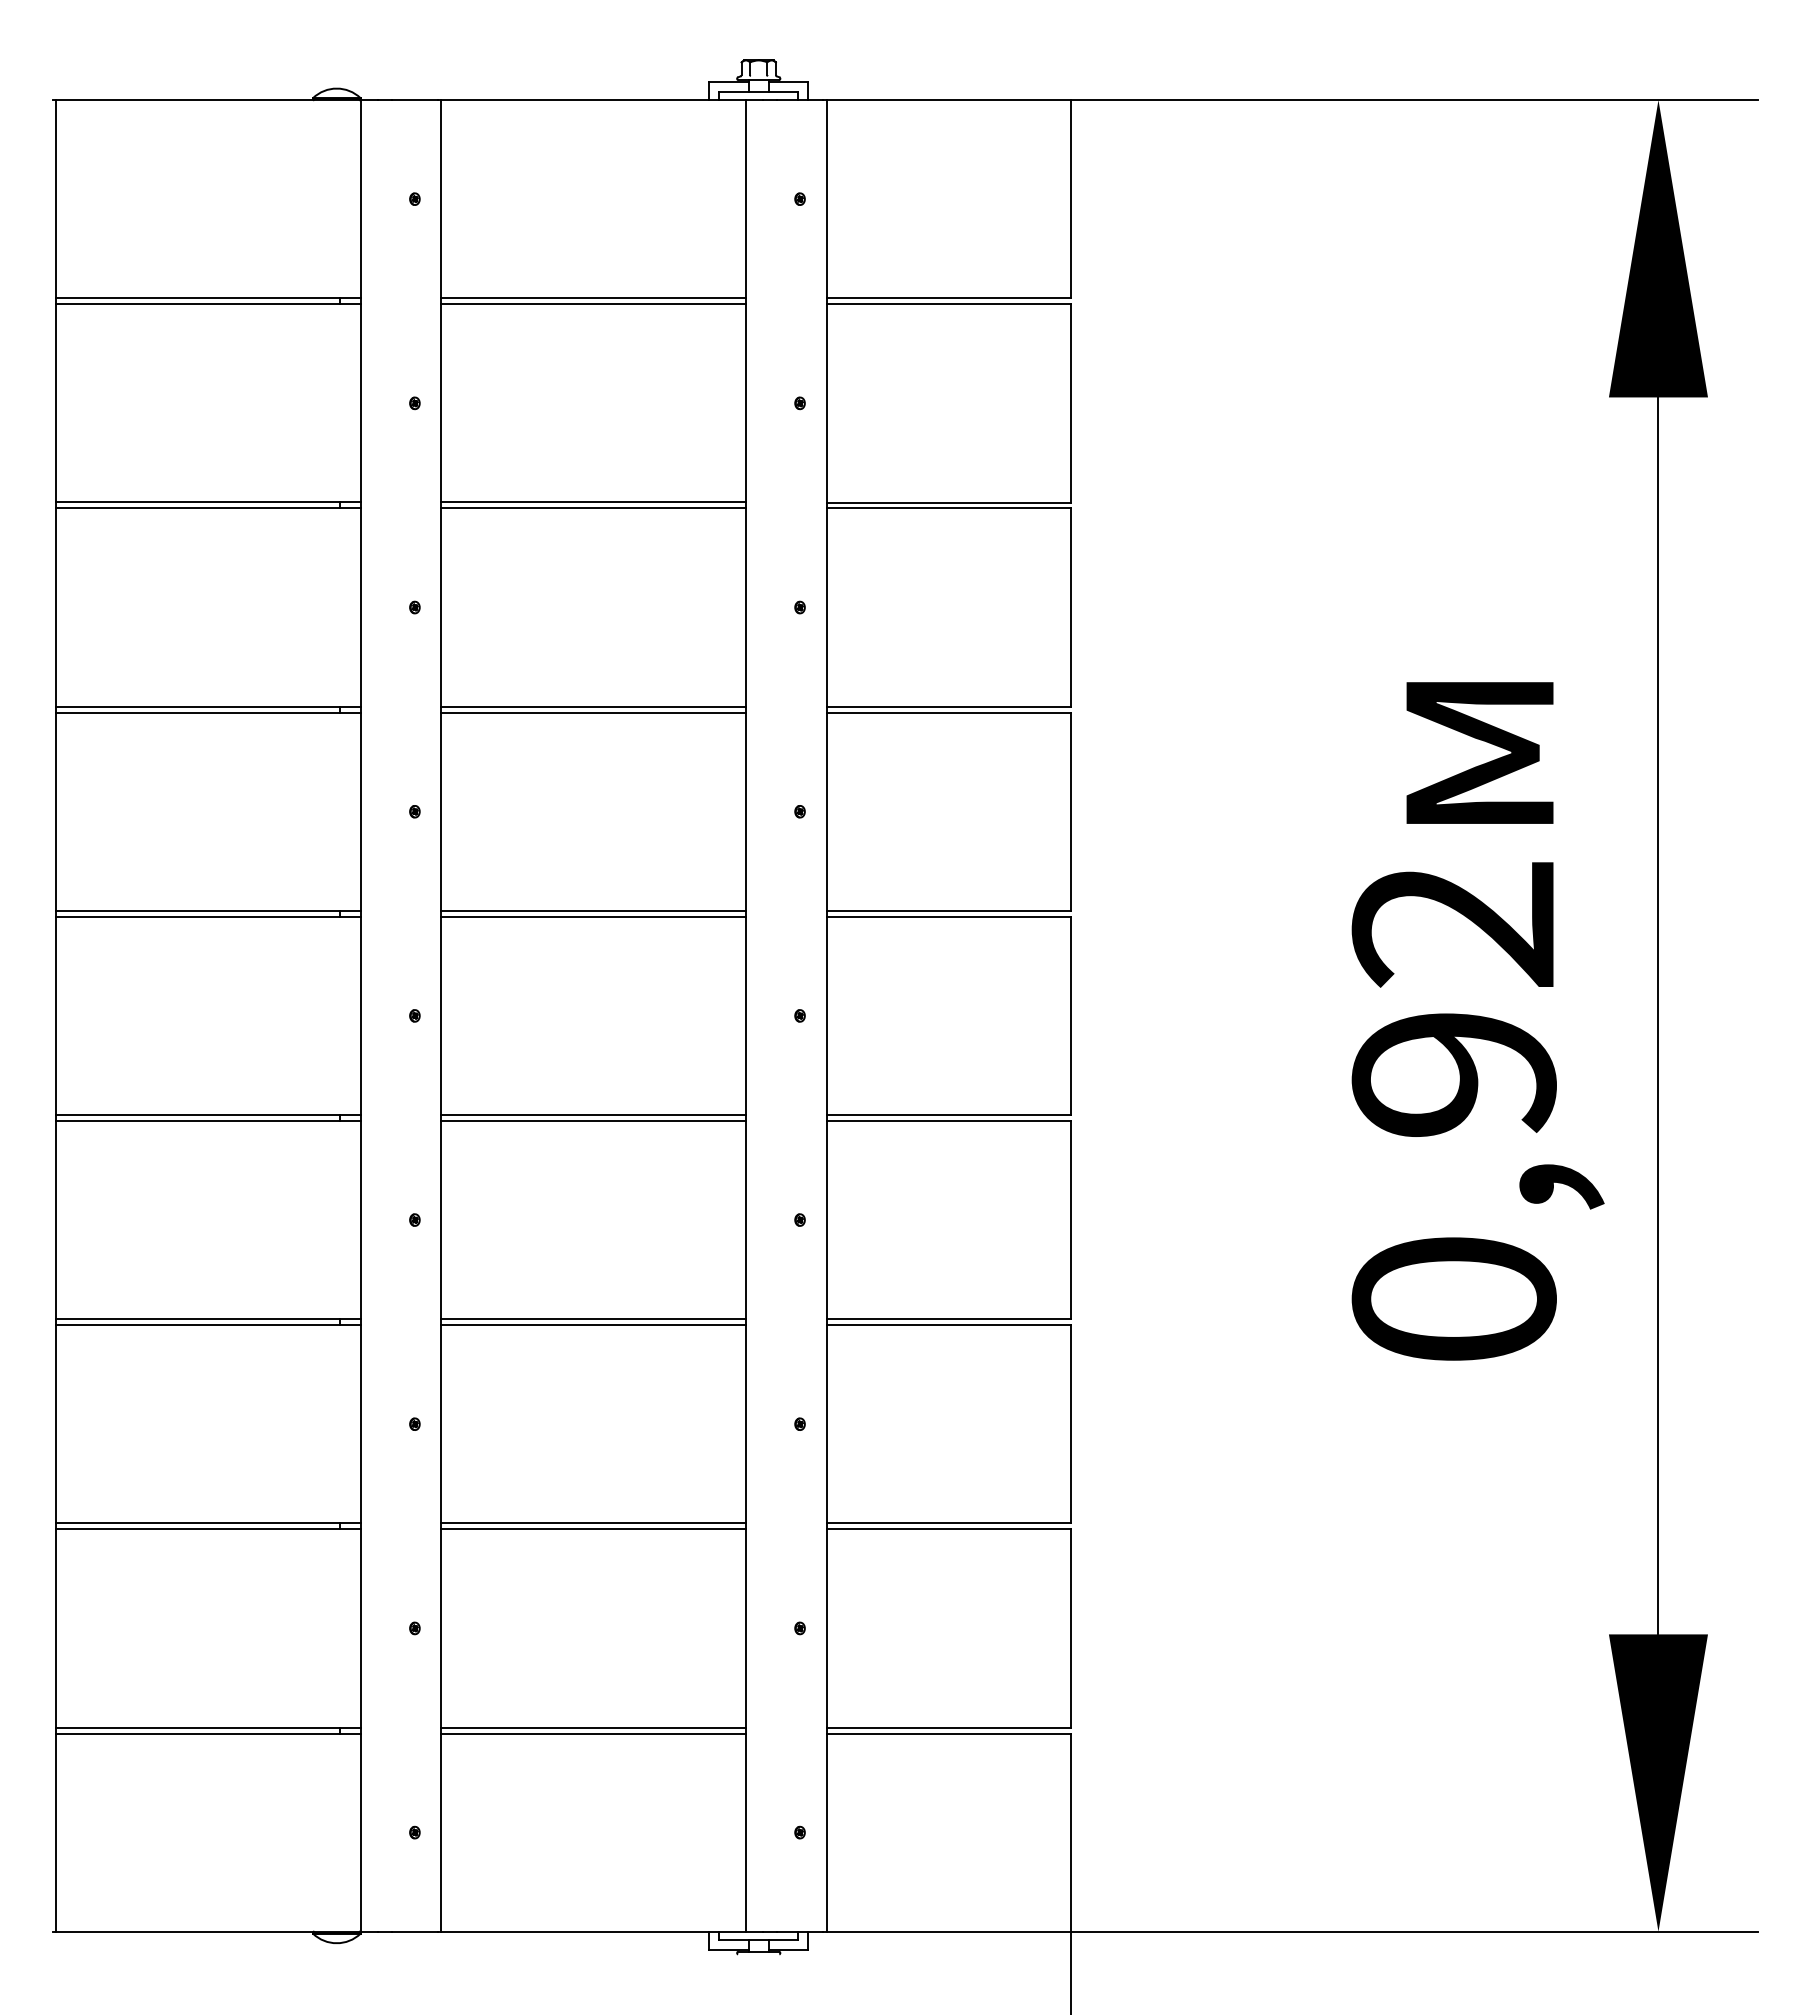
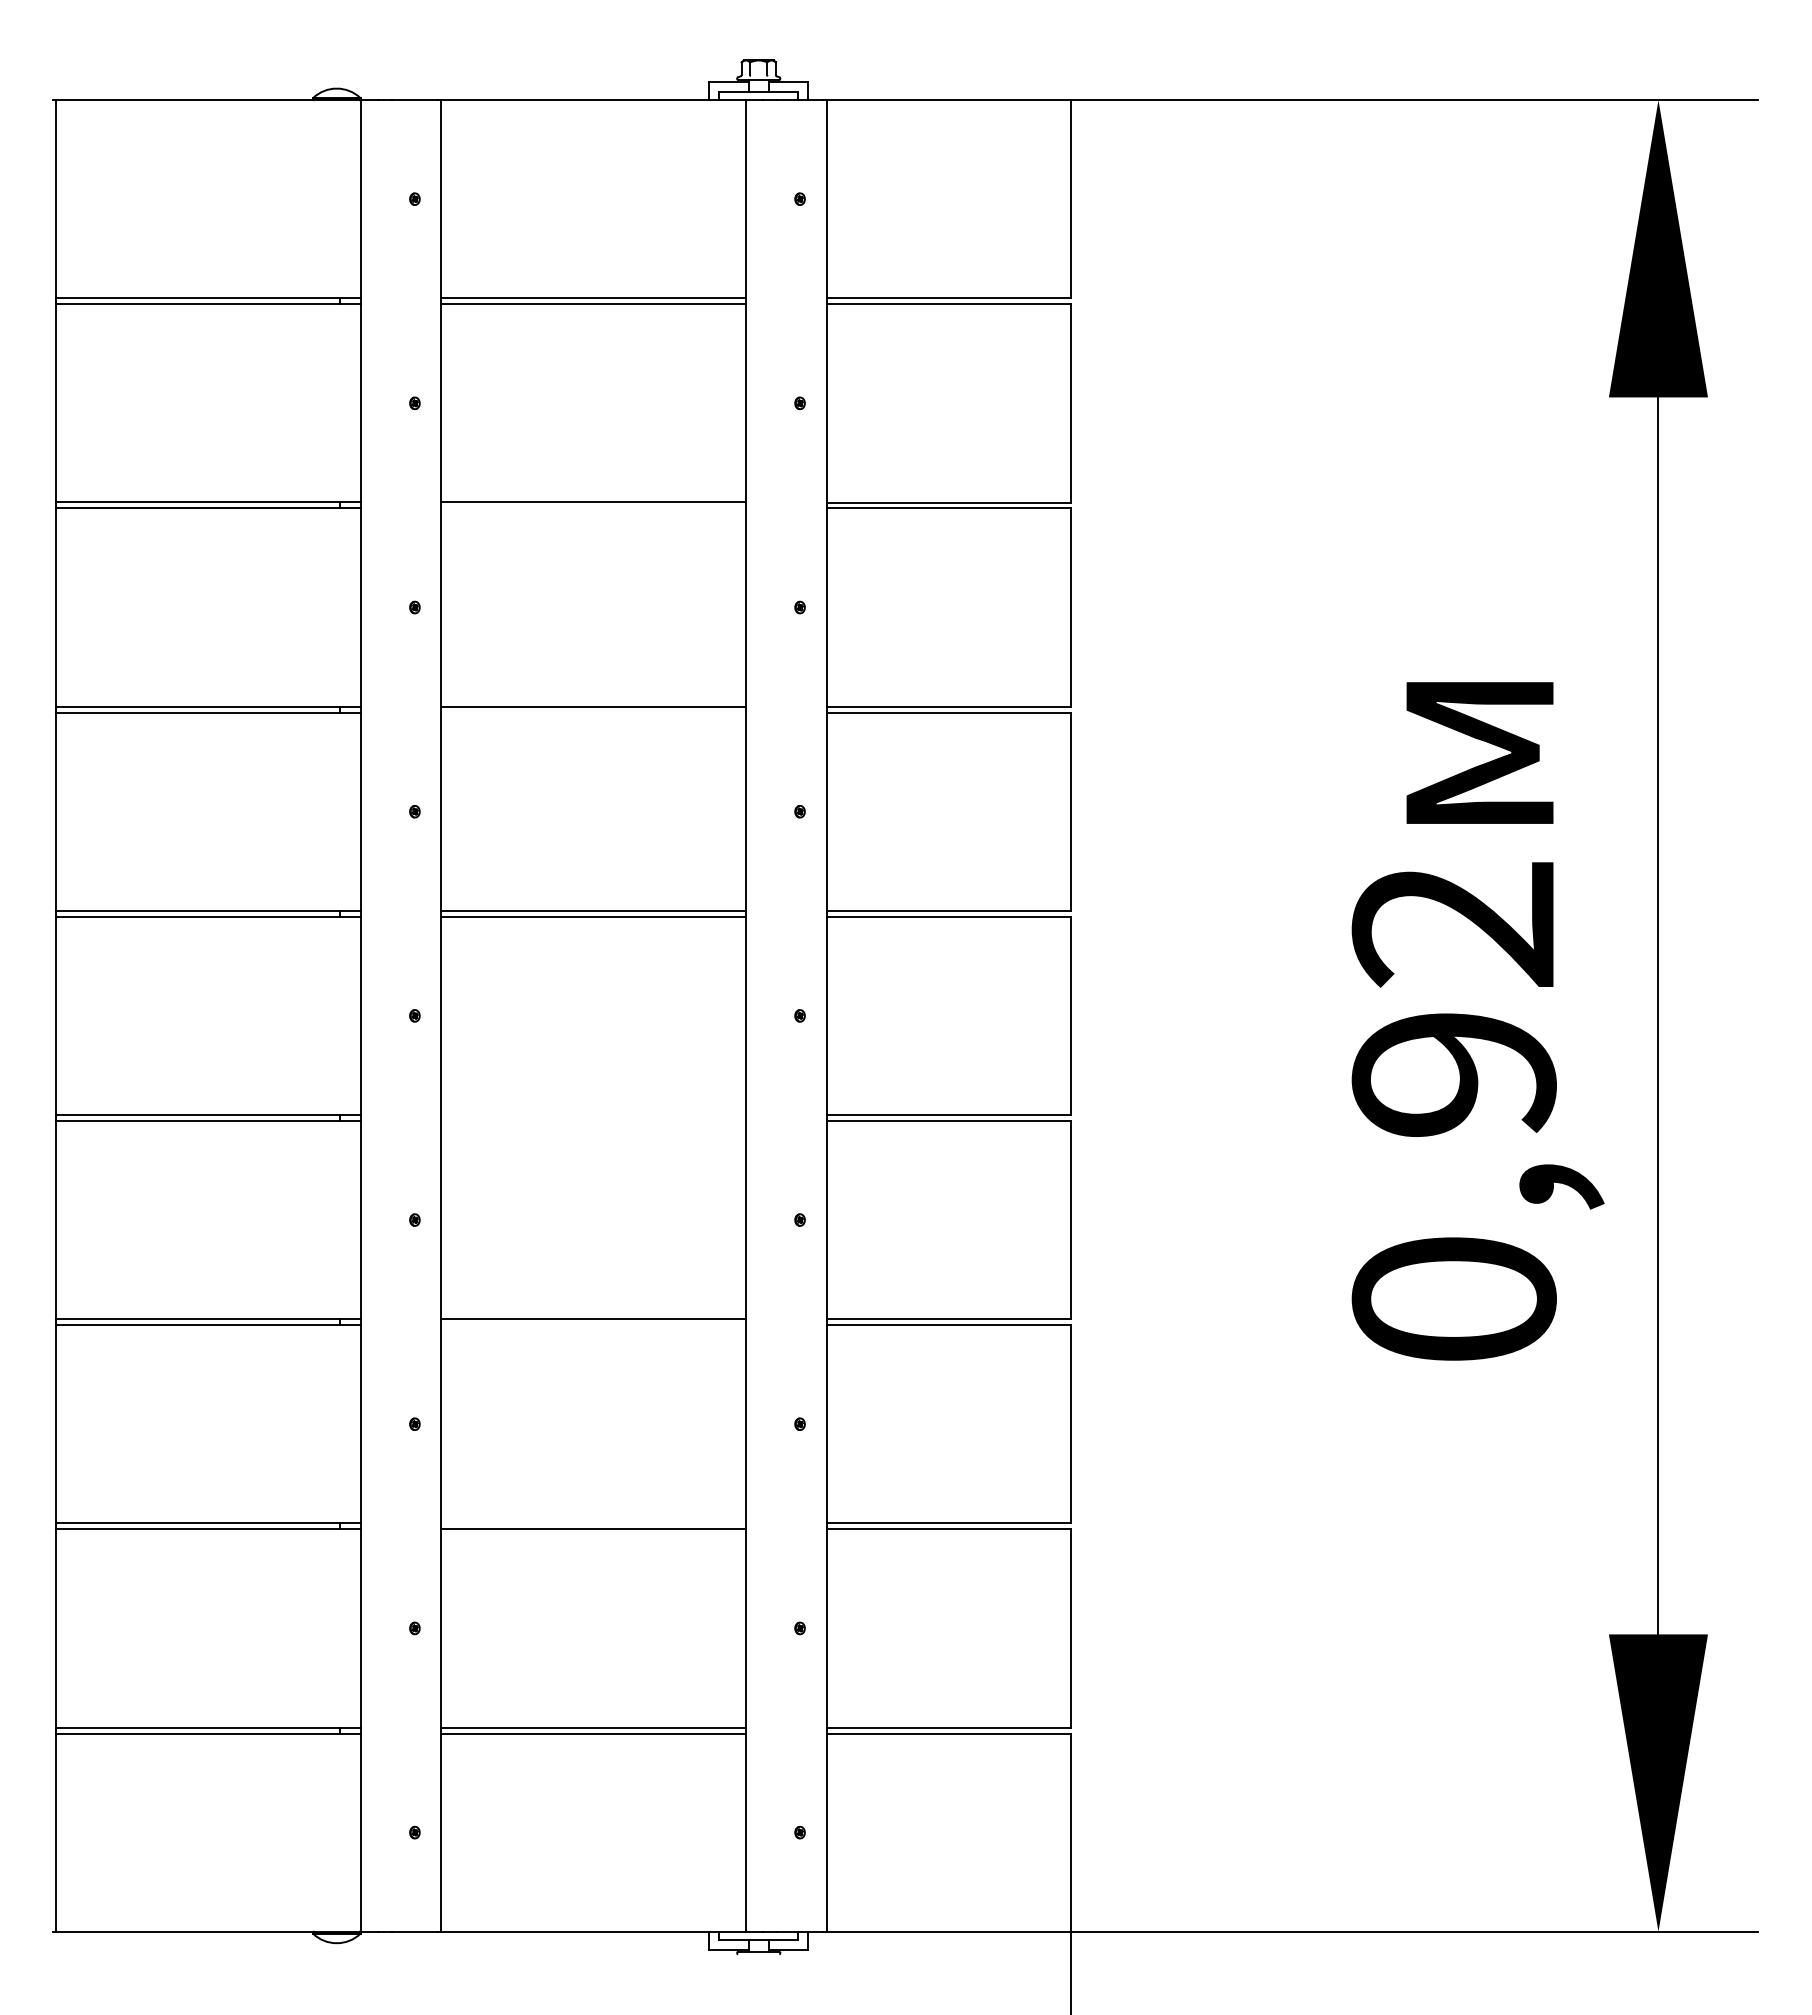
line: present -> none (593, 508)
line: present -> none (593, 712)
line: present -> none (593, 1115)
line: present -> none (593, 1120)
line: present -> none (593, 1325)
line: present -> none (593, 1523)
